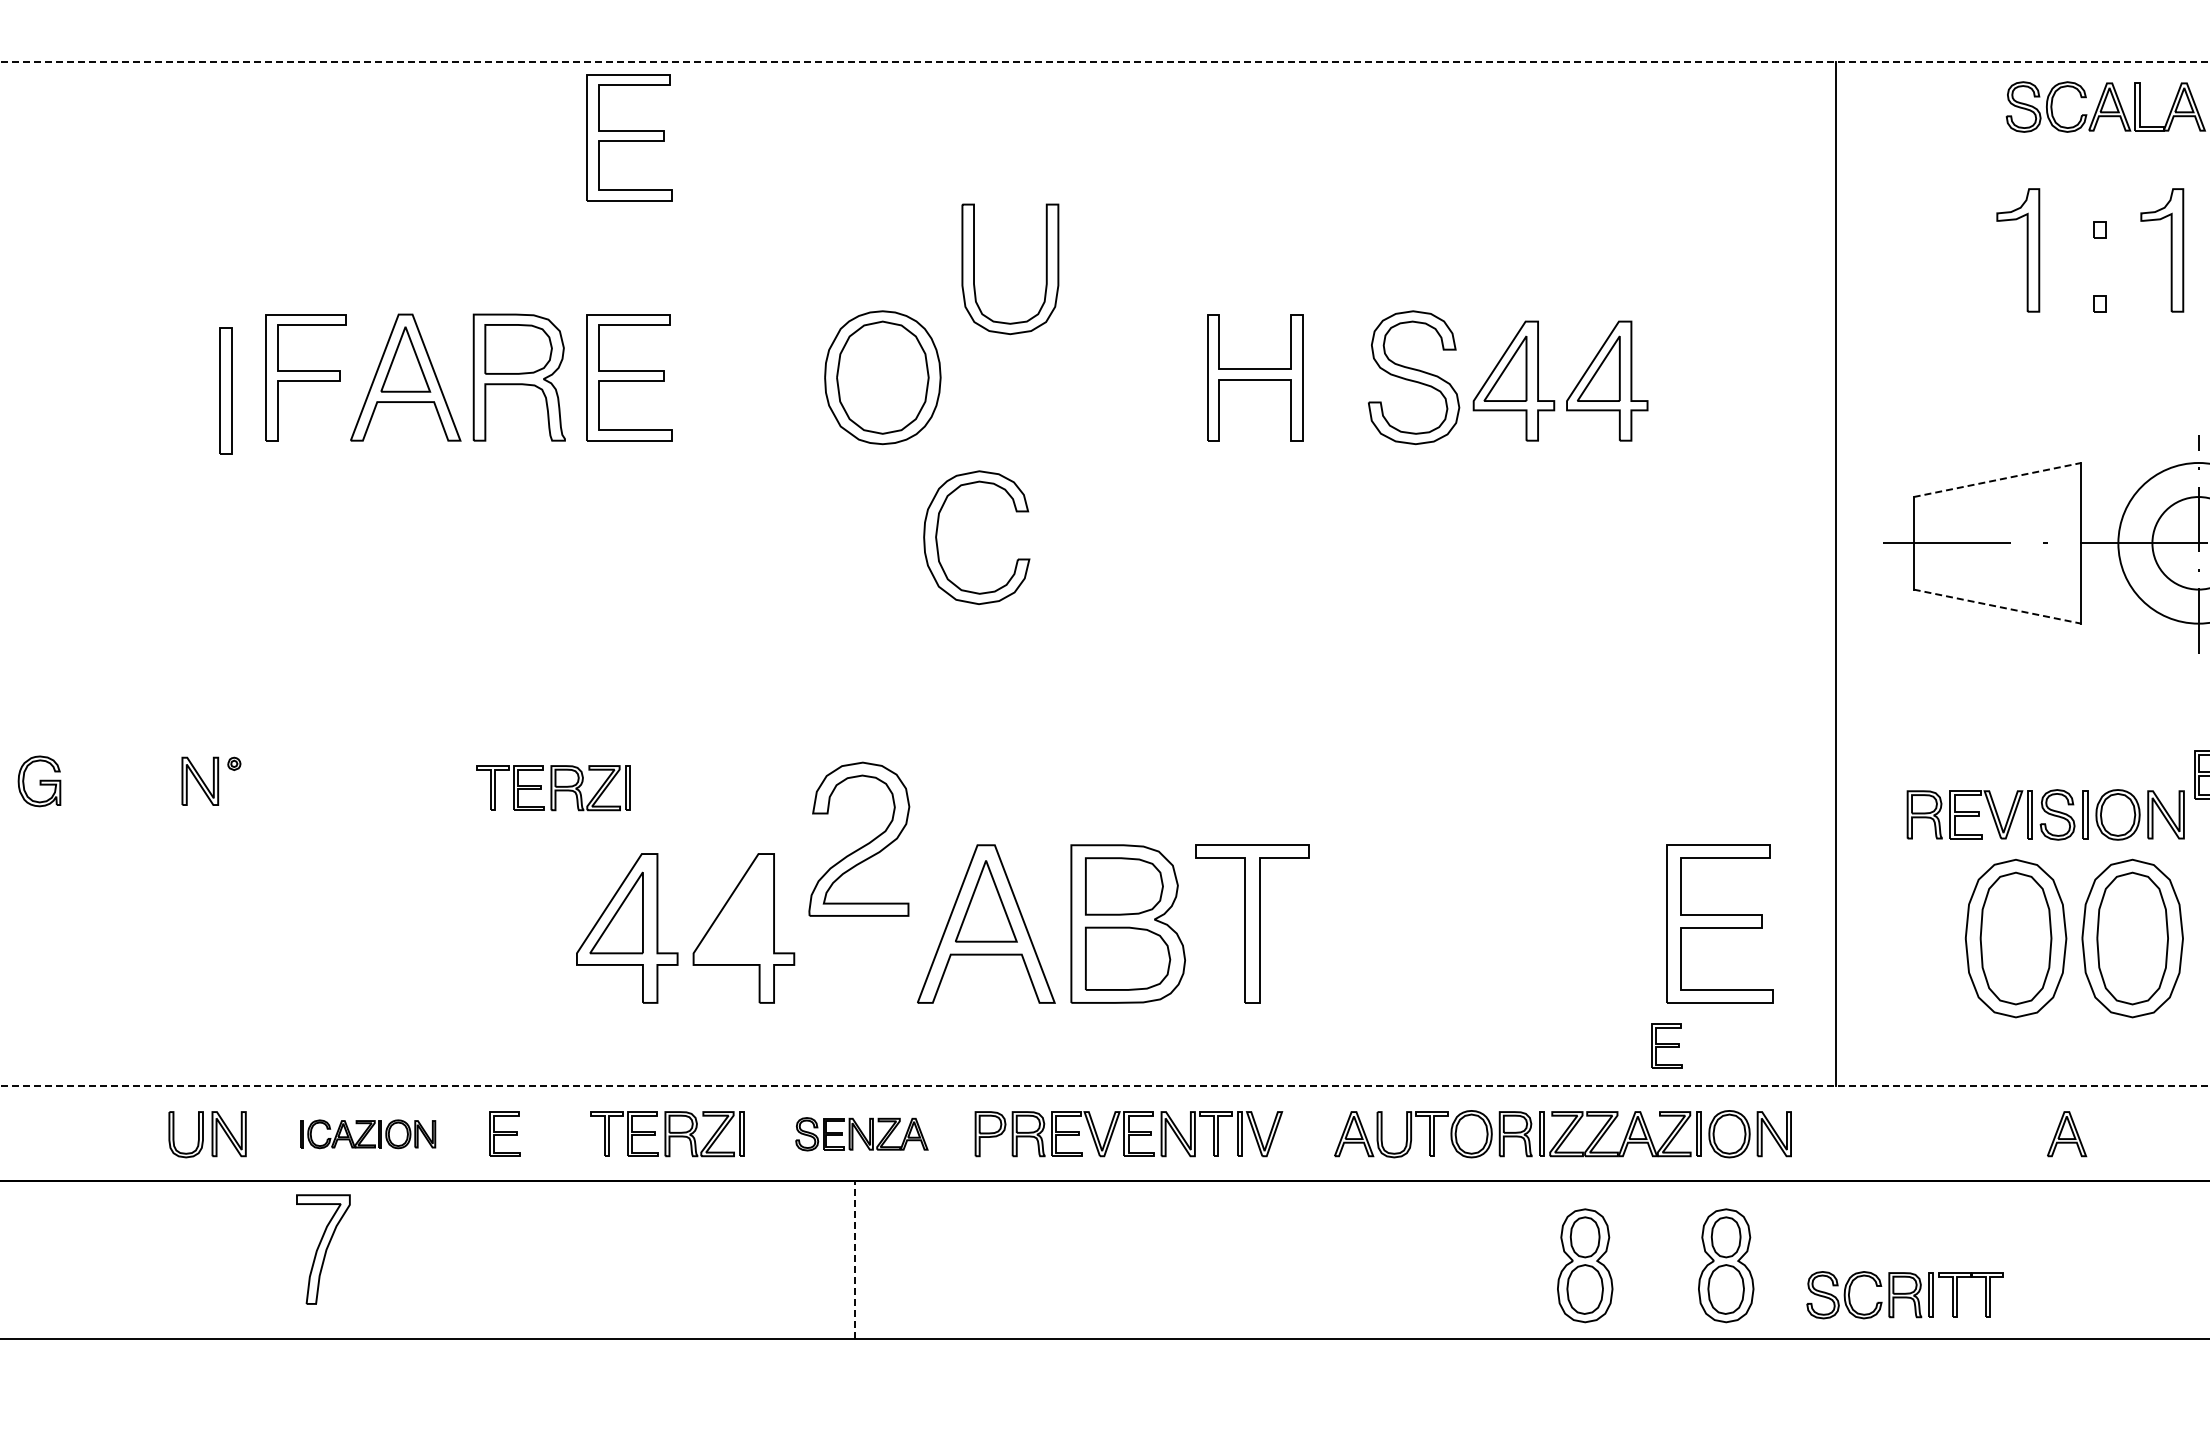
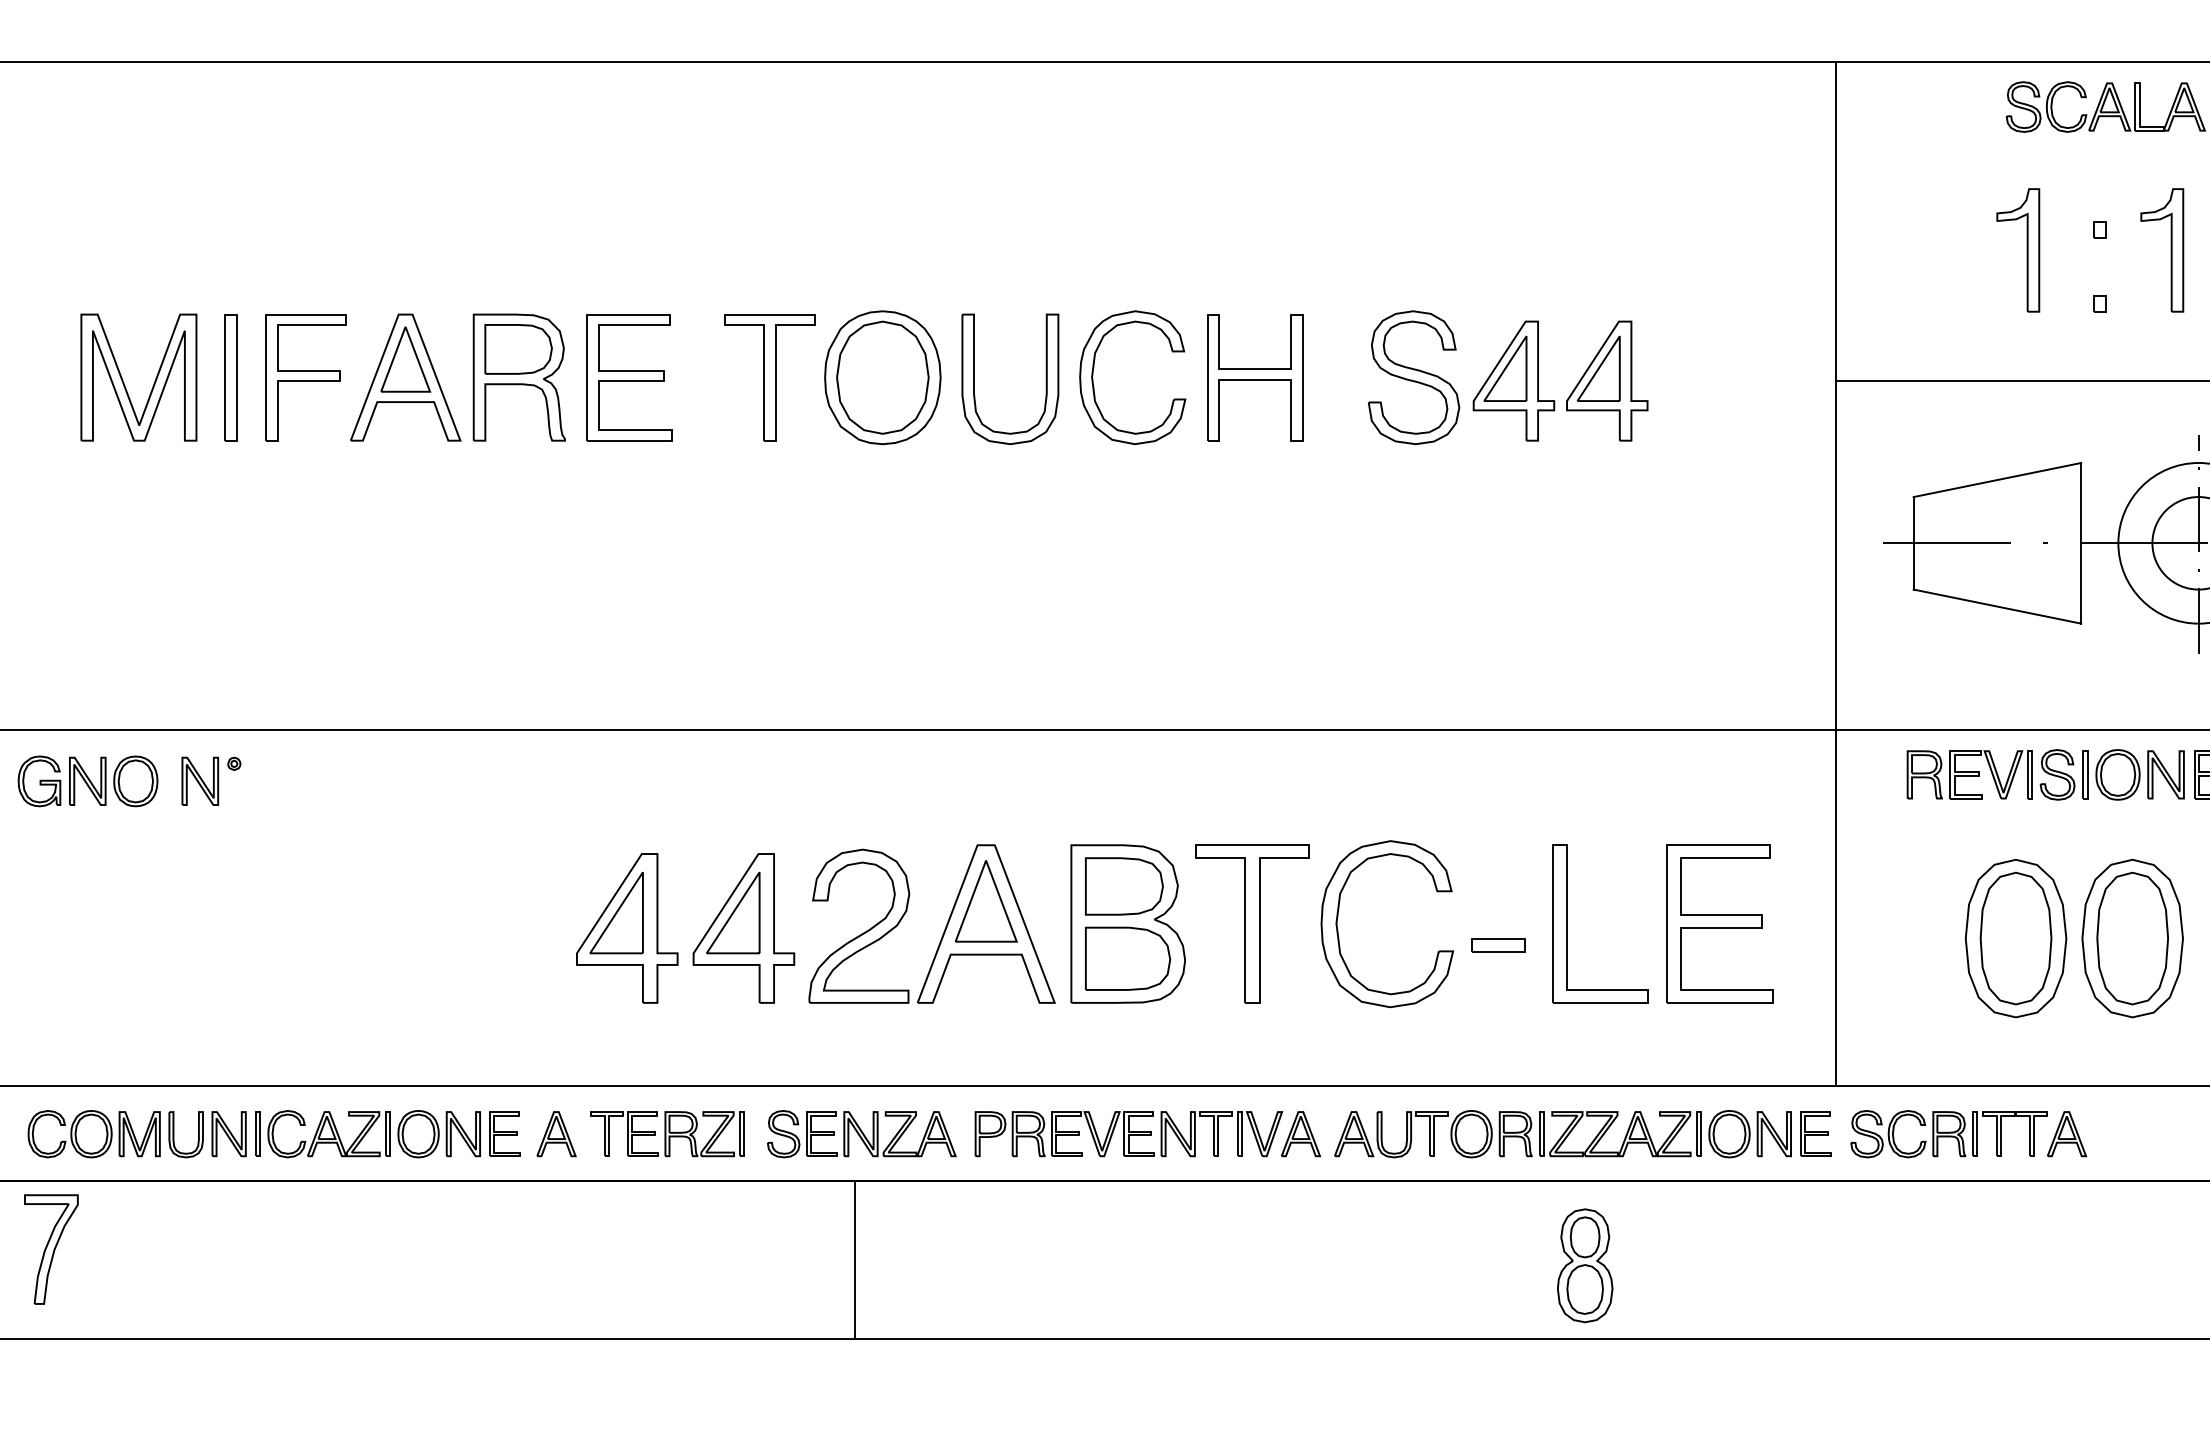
line: dashed -> solid (1105, 61)
part: present -> none (629, 137)
part position: (1045, 269) -> (1045, 379) (1045, 379)
part: none -> present (769, 377)
line: none -> present (2021, 380)
part: none -> present (124, 382)
part position: (225, 390) -> (230, 377) (230, 377)
line: dashed -> solid (1997, 479)
part position: (937, 538) -> (1093, 378) (1093, 378)
line: dashed -> solid (1997, 606)
line: none -> present (1104, 730)
part: none -> present (113, 781)
part: present -> none (553, 788)
part position: (2045, 814) -> (2045, 774) (2045, 774)
part position: (863, 845) -> (863, 932) (863, 932)
part: none -> present (733, 913)
part: none -> present (1567, 923)
part: none -> present (1338, 929)
part: none -> present (1498, 945)
part position: (1666, 1045) -> (1815, 1133) (1815, 1133)
line: dashed -> solid (1105, 1086)
part: none -> present (93, 1134)
part size: 137x31 px -> 226x49 px (367, 1134)
part: none -> present (556, 1134)
part size: 134x35 px -> 190x49 px (861, 1134)
part: none -> present (1301, 1134)
part position: (323, 1249) -> (51, 1249) (51, 1249)
line: dashed -> solid (854, 1259)
part: present -> none (1726, 1265)
part position: (1904, 1295) -> (1948, 1134) (1948, 1134)
